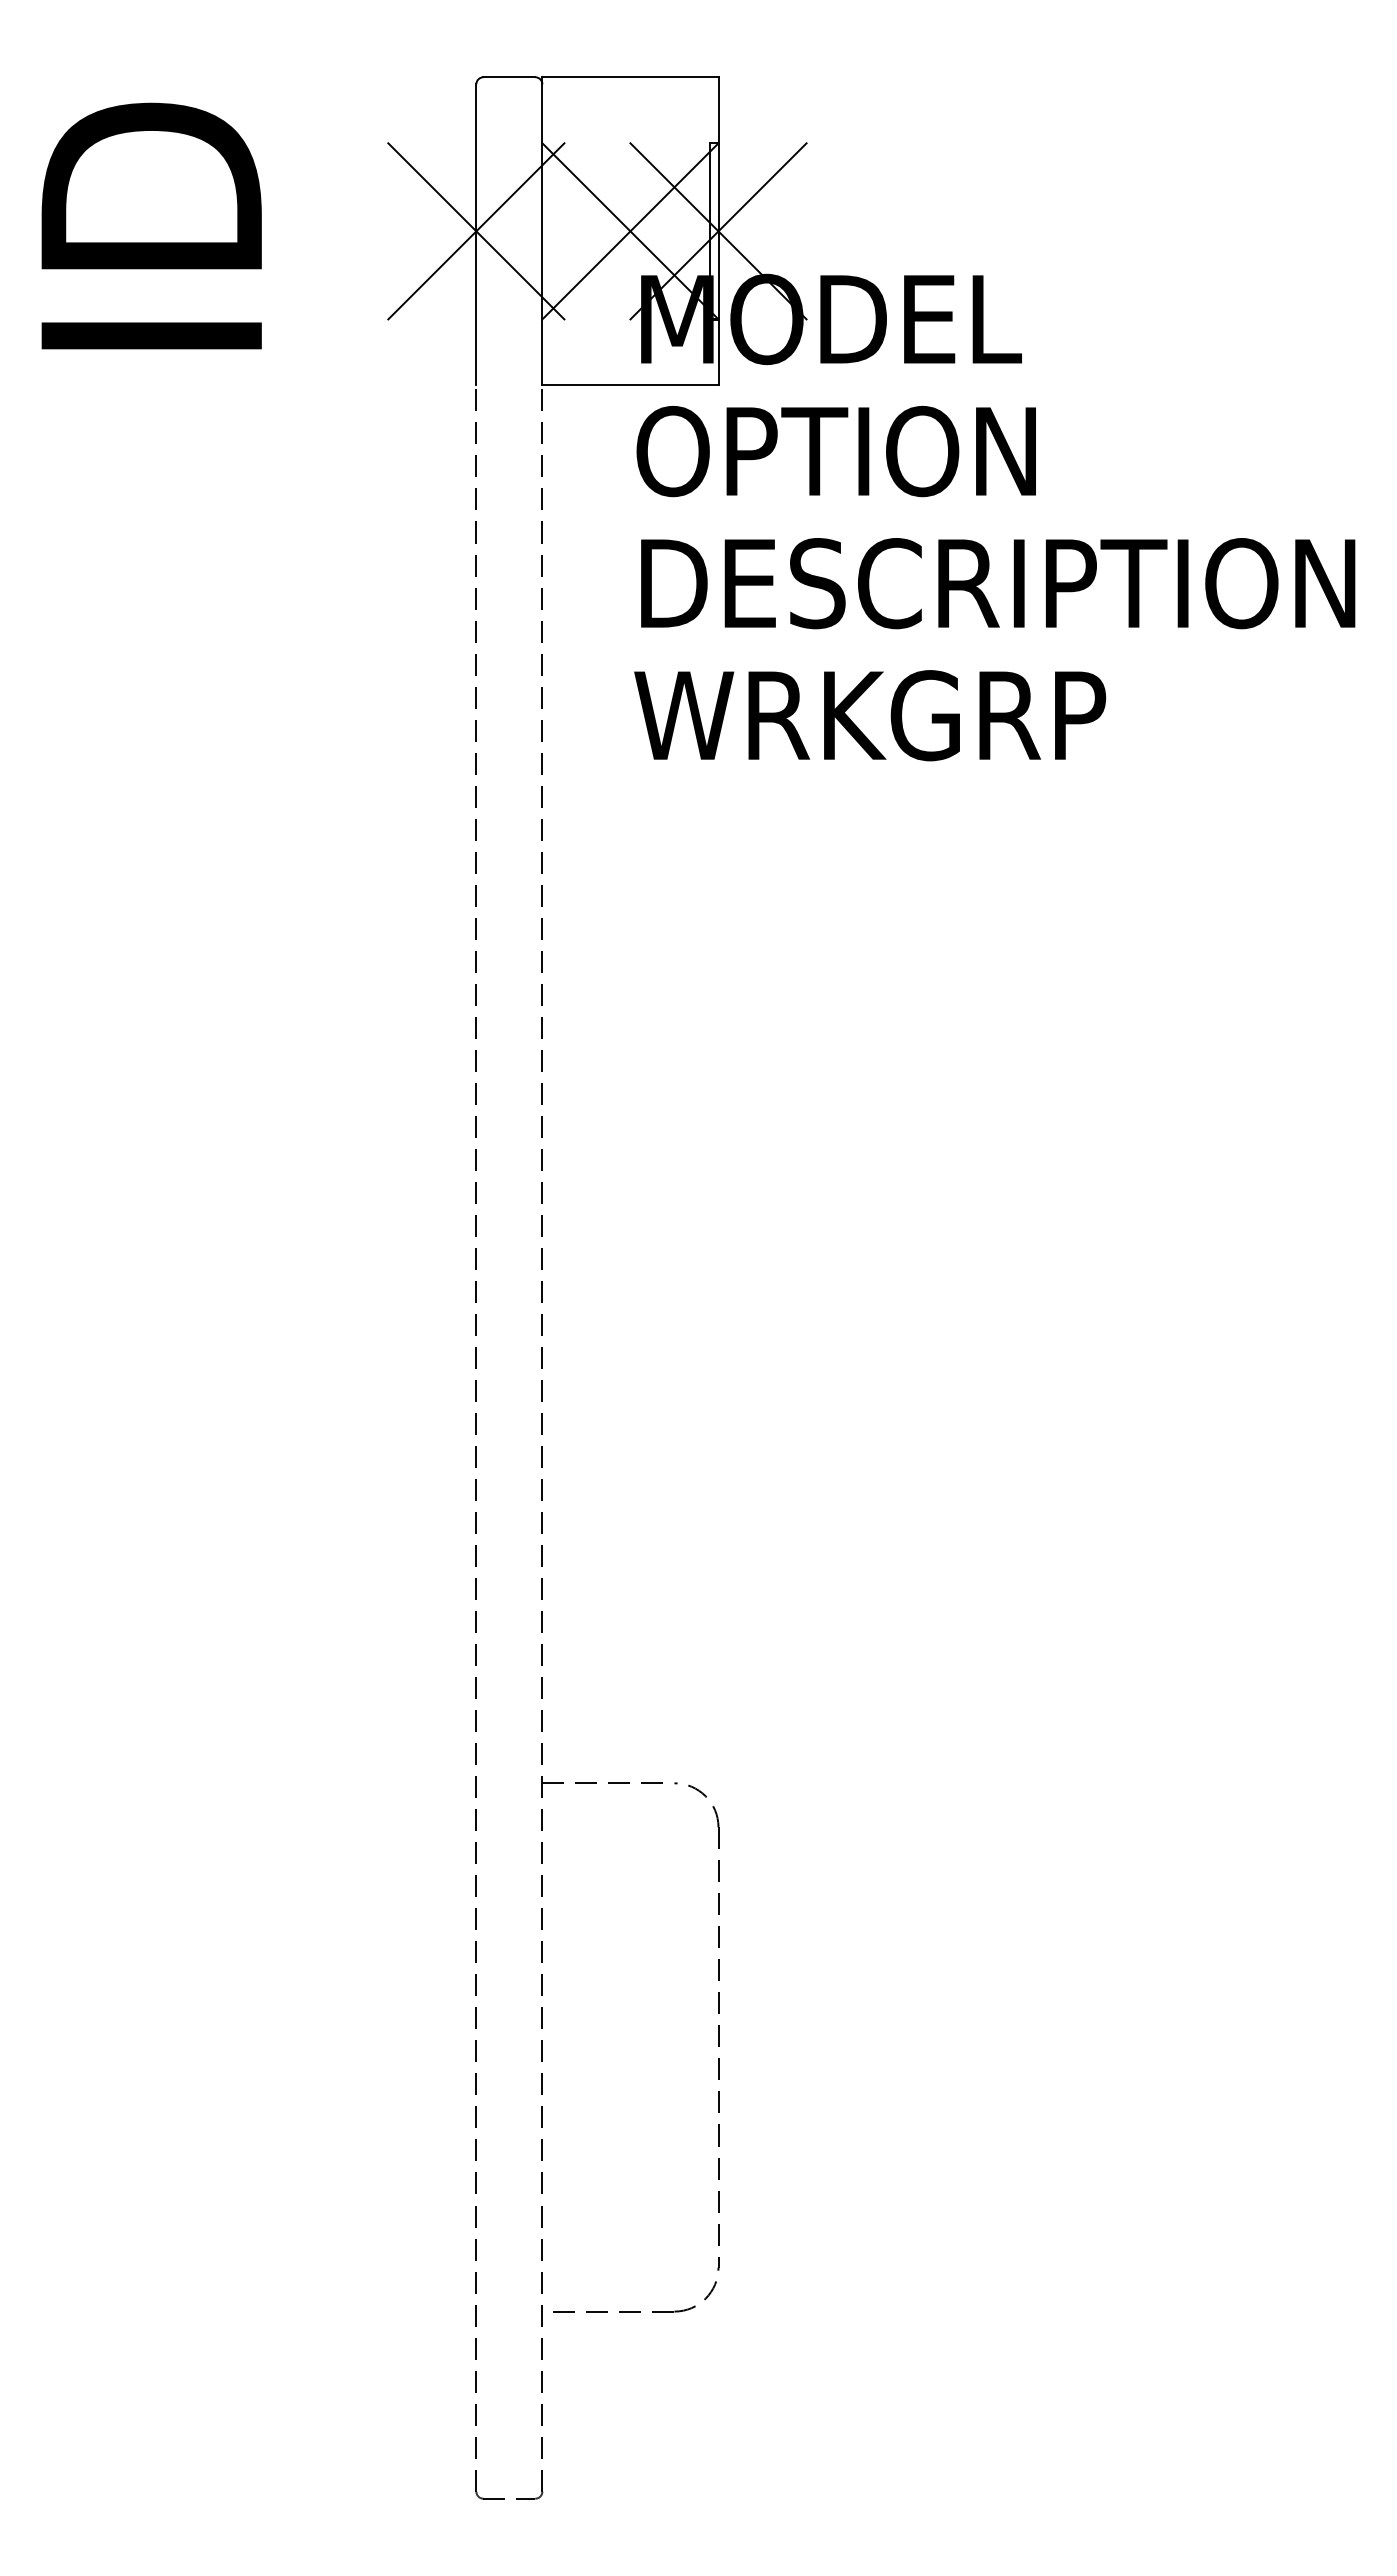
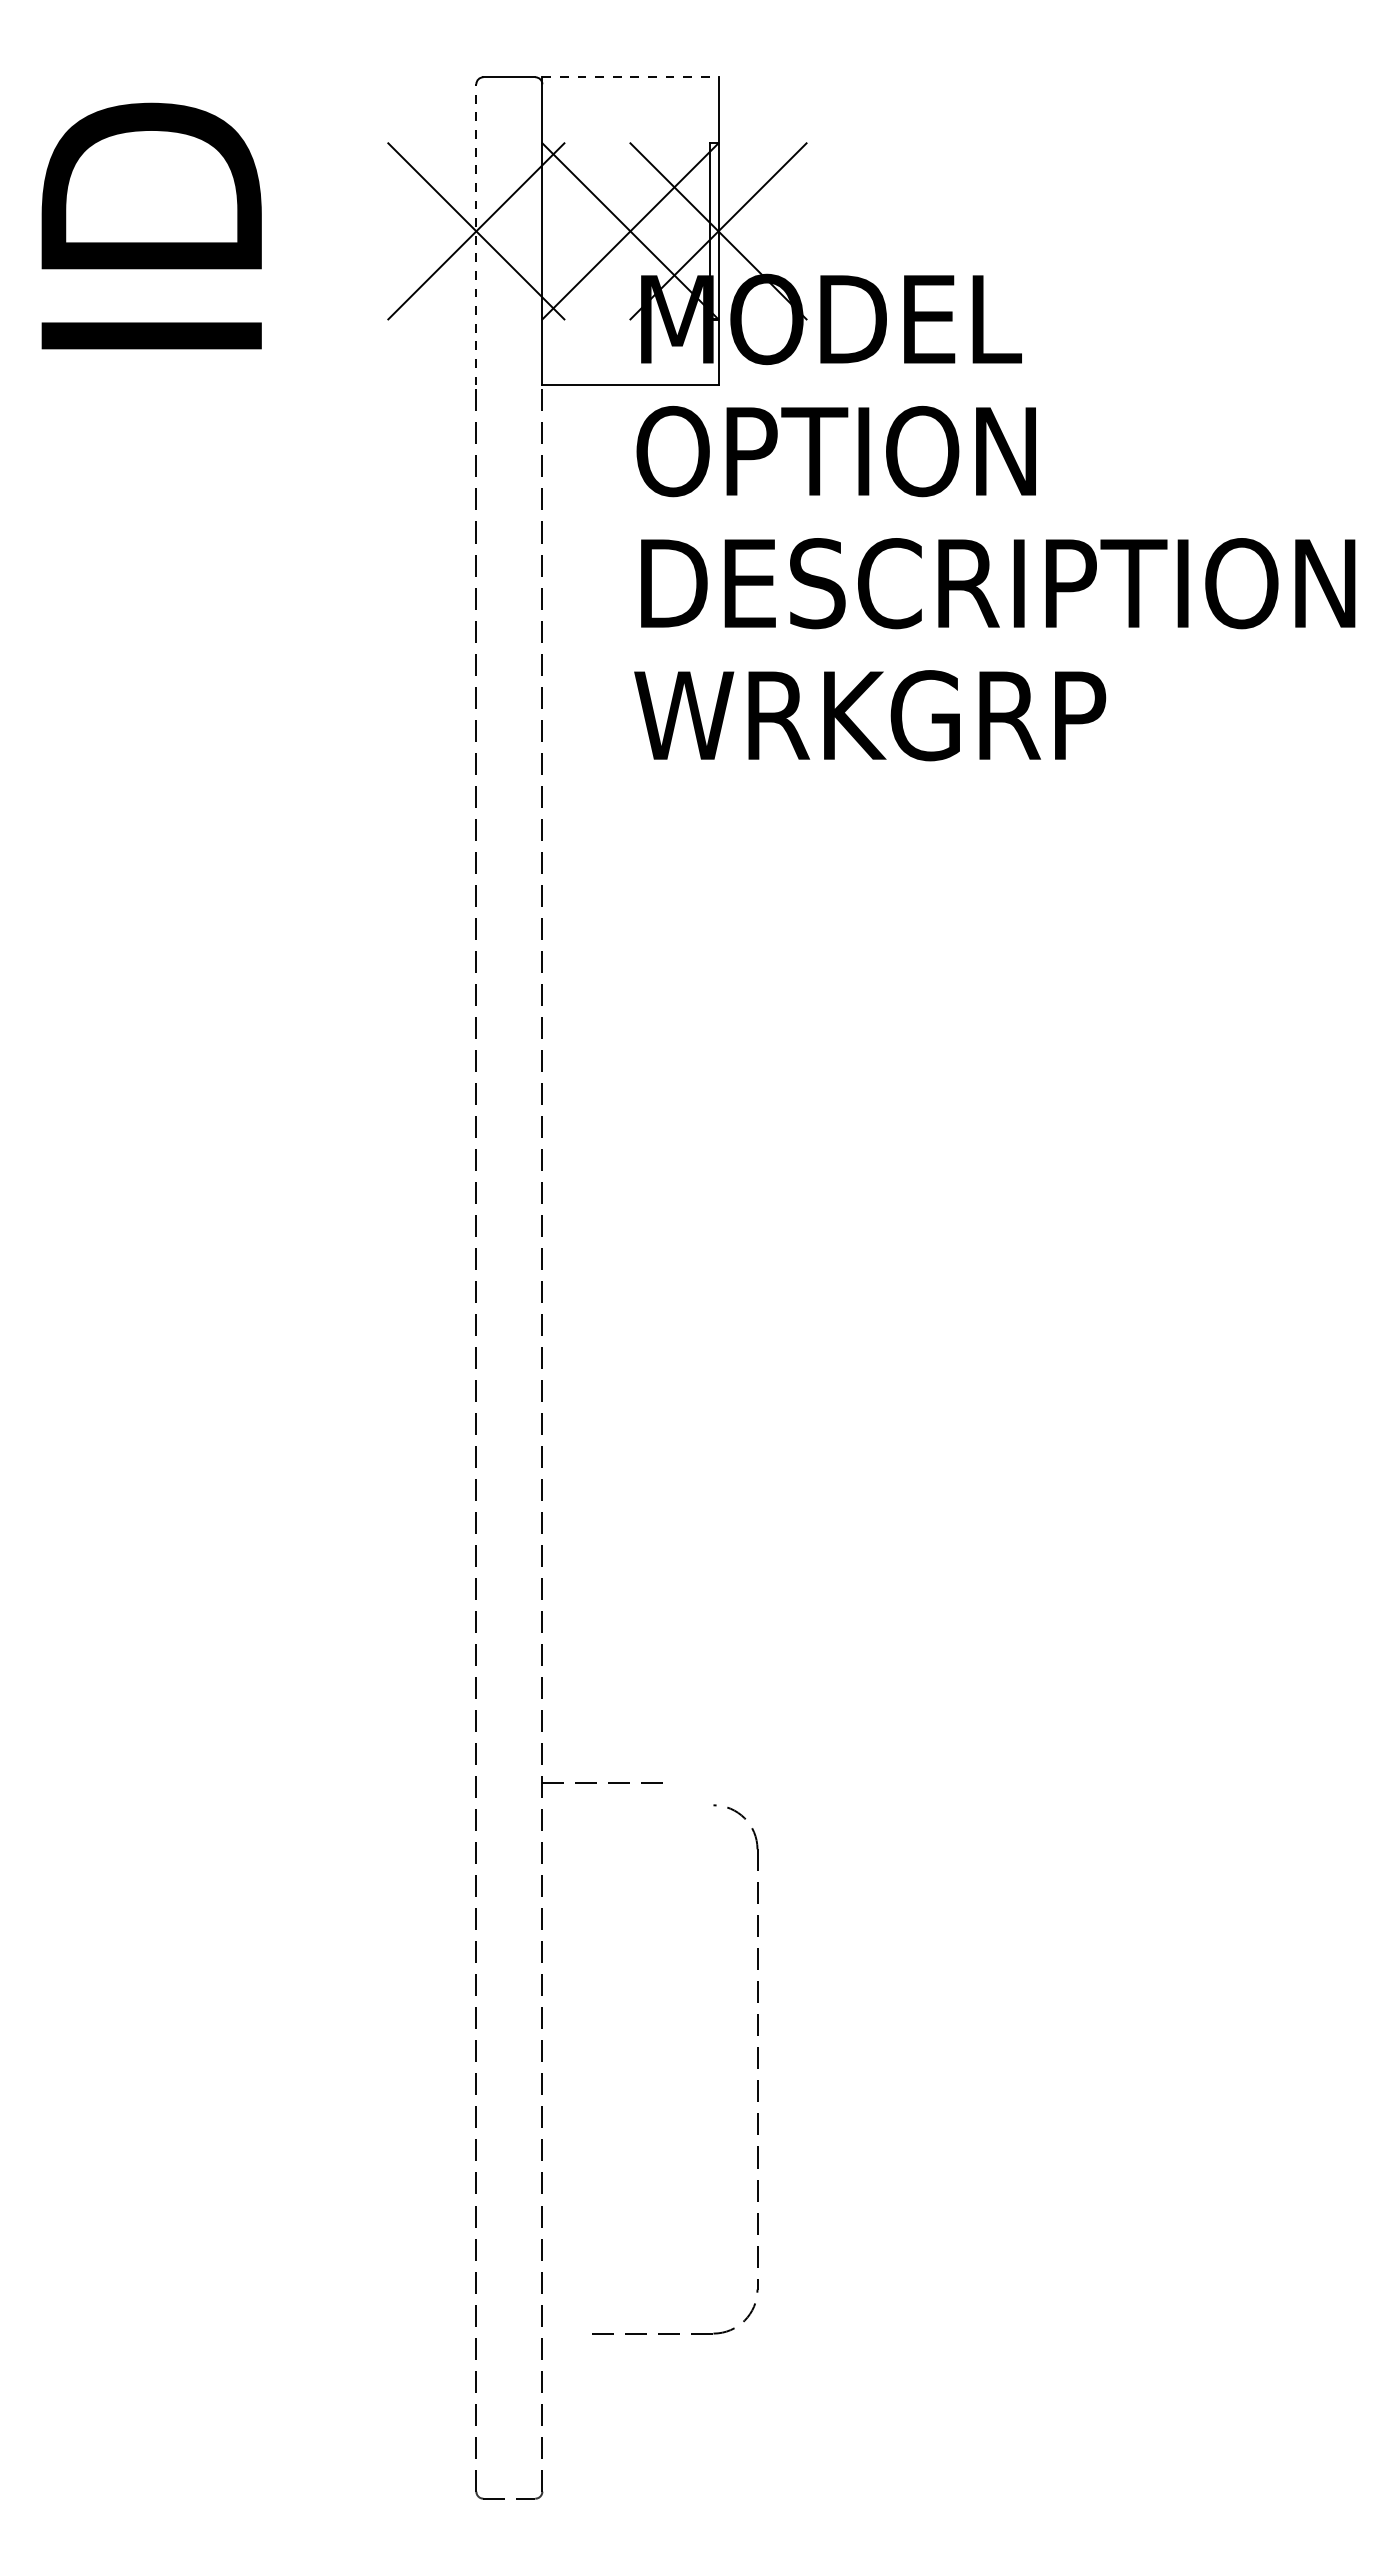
line: solid -> dashed (630, 77)
line: solid -> dashed (476, 234)
part position: (718, 2046) -> (757, 2068) (757, 2068)
